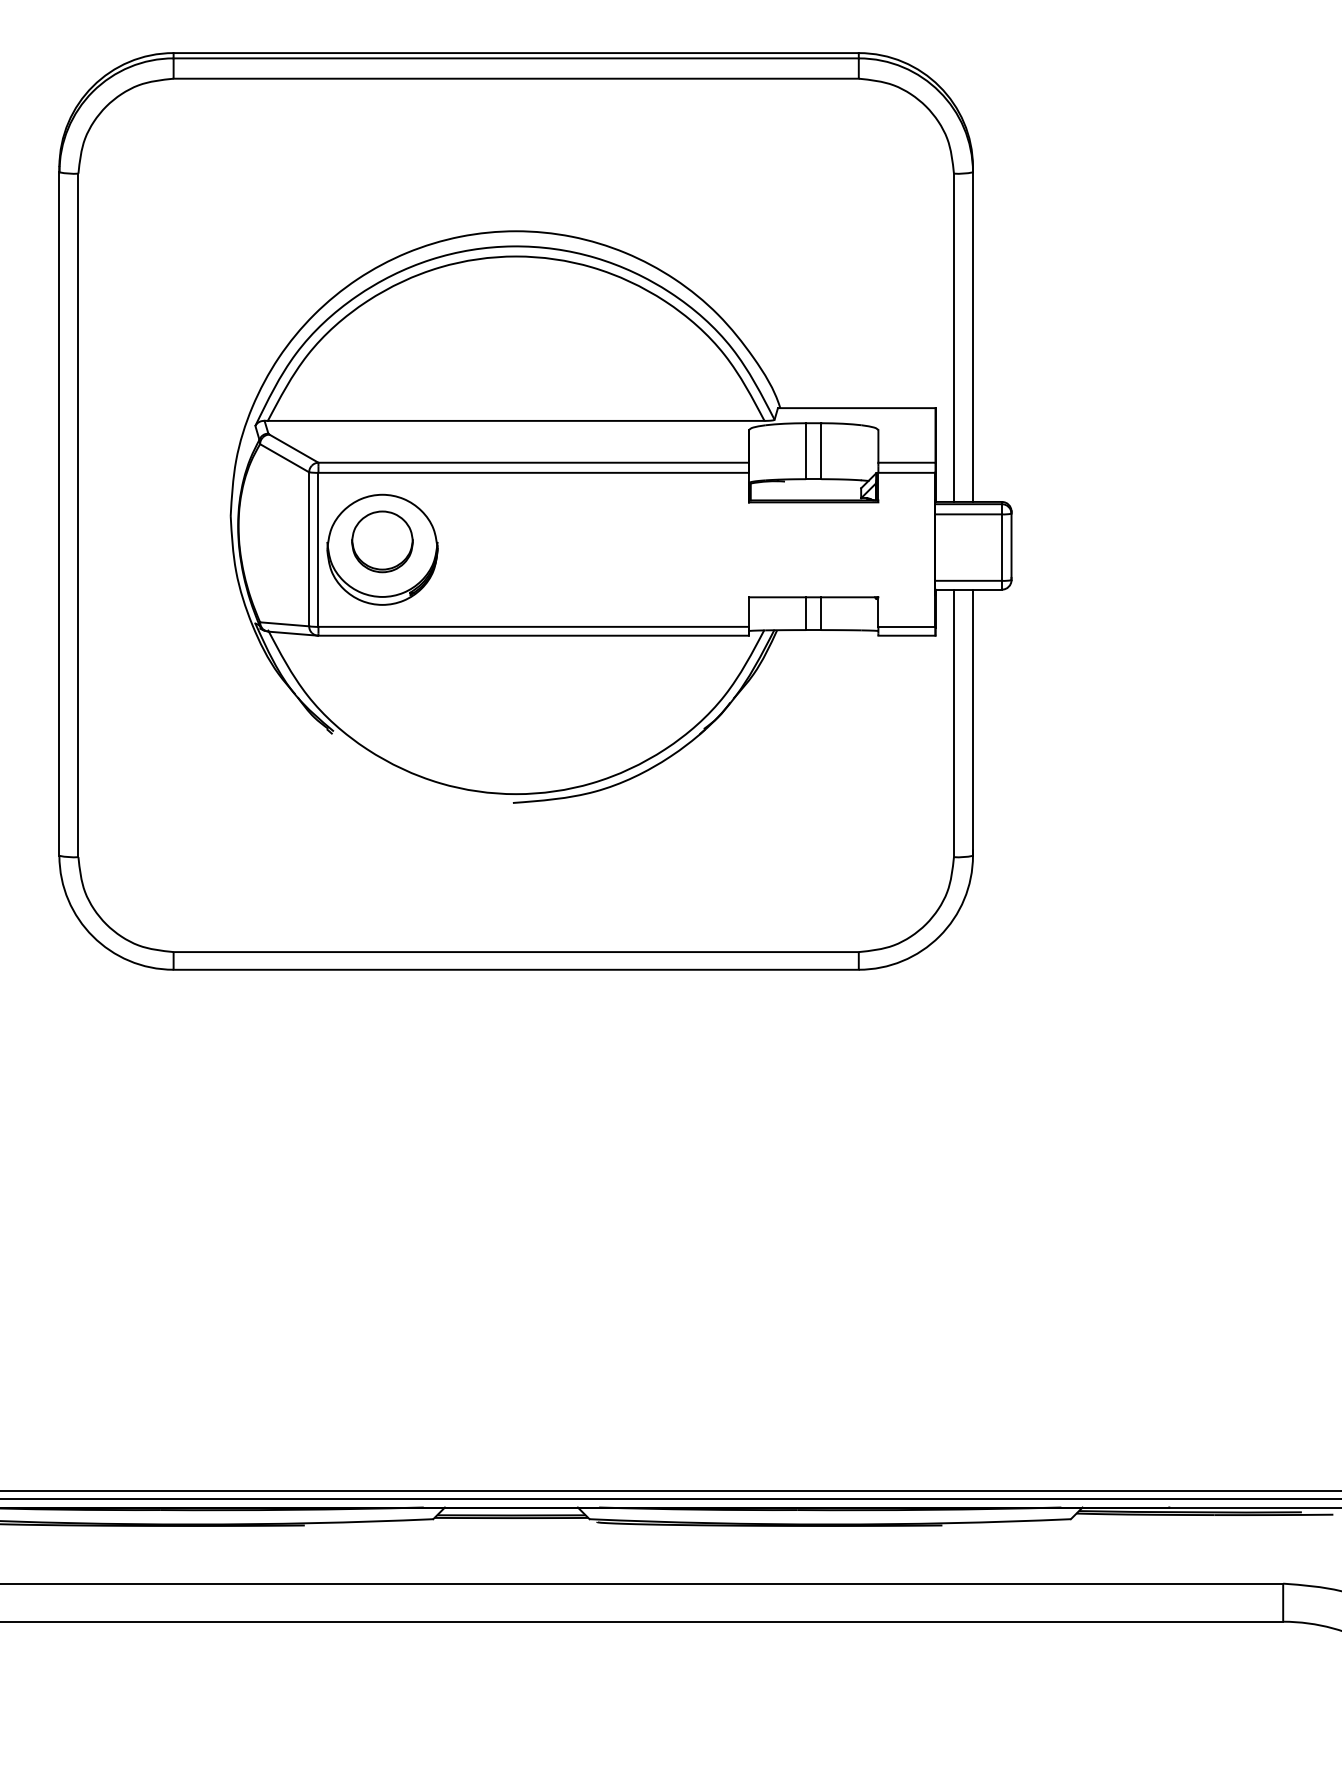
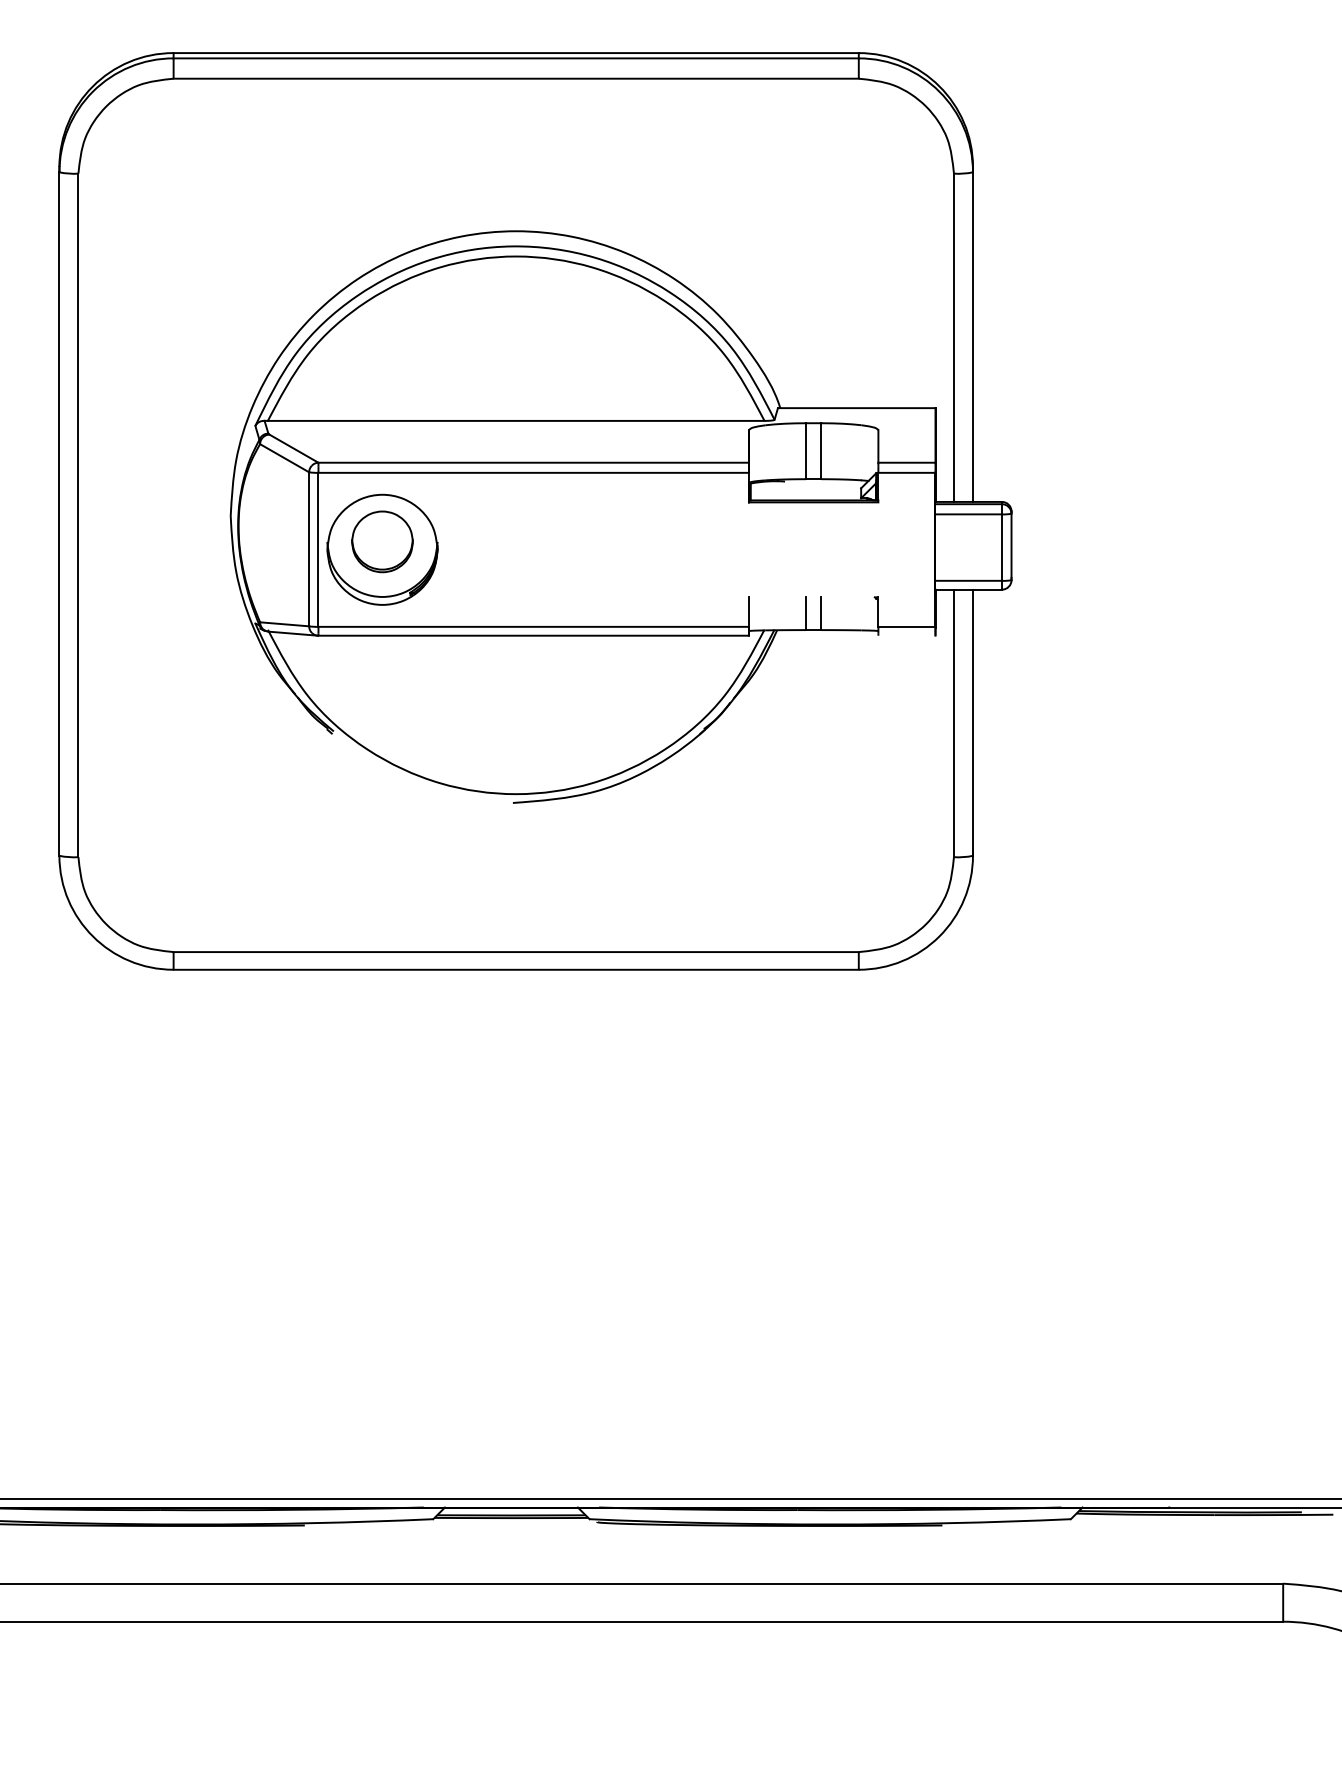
line: present -> none (813, 597)
line: present -> none (906, 635)
line: present -> none (670, 1490)
